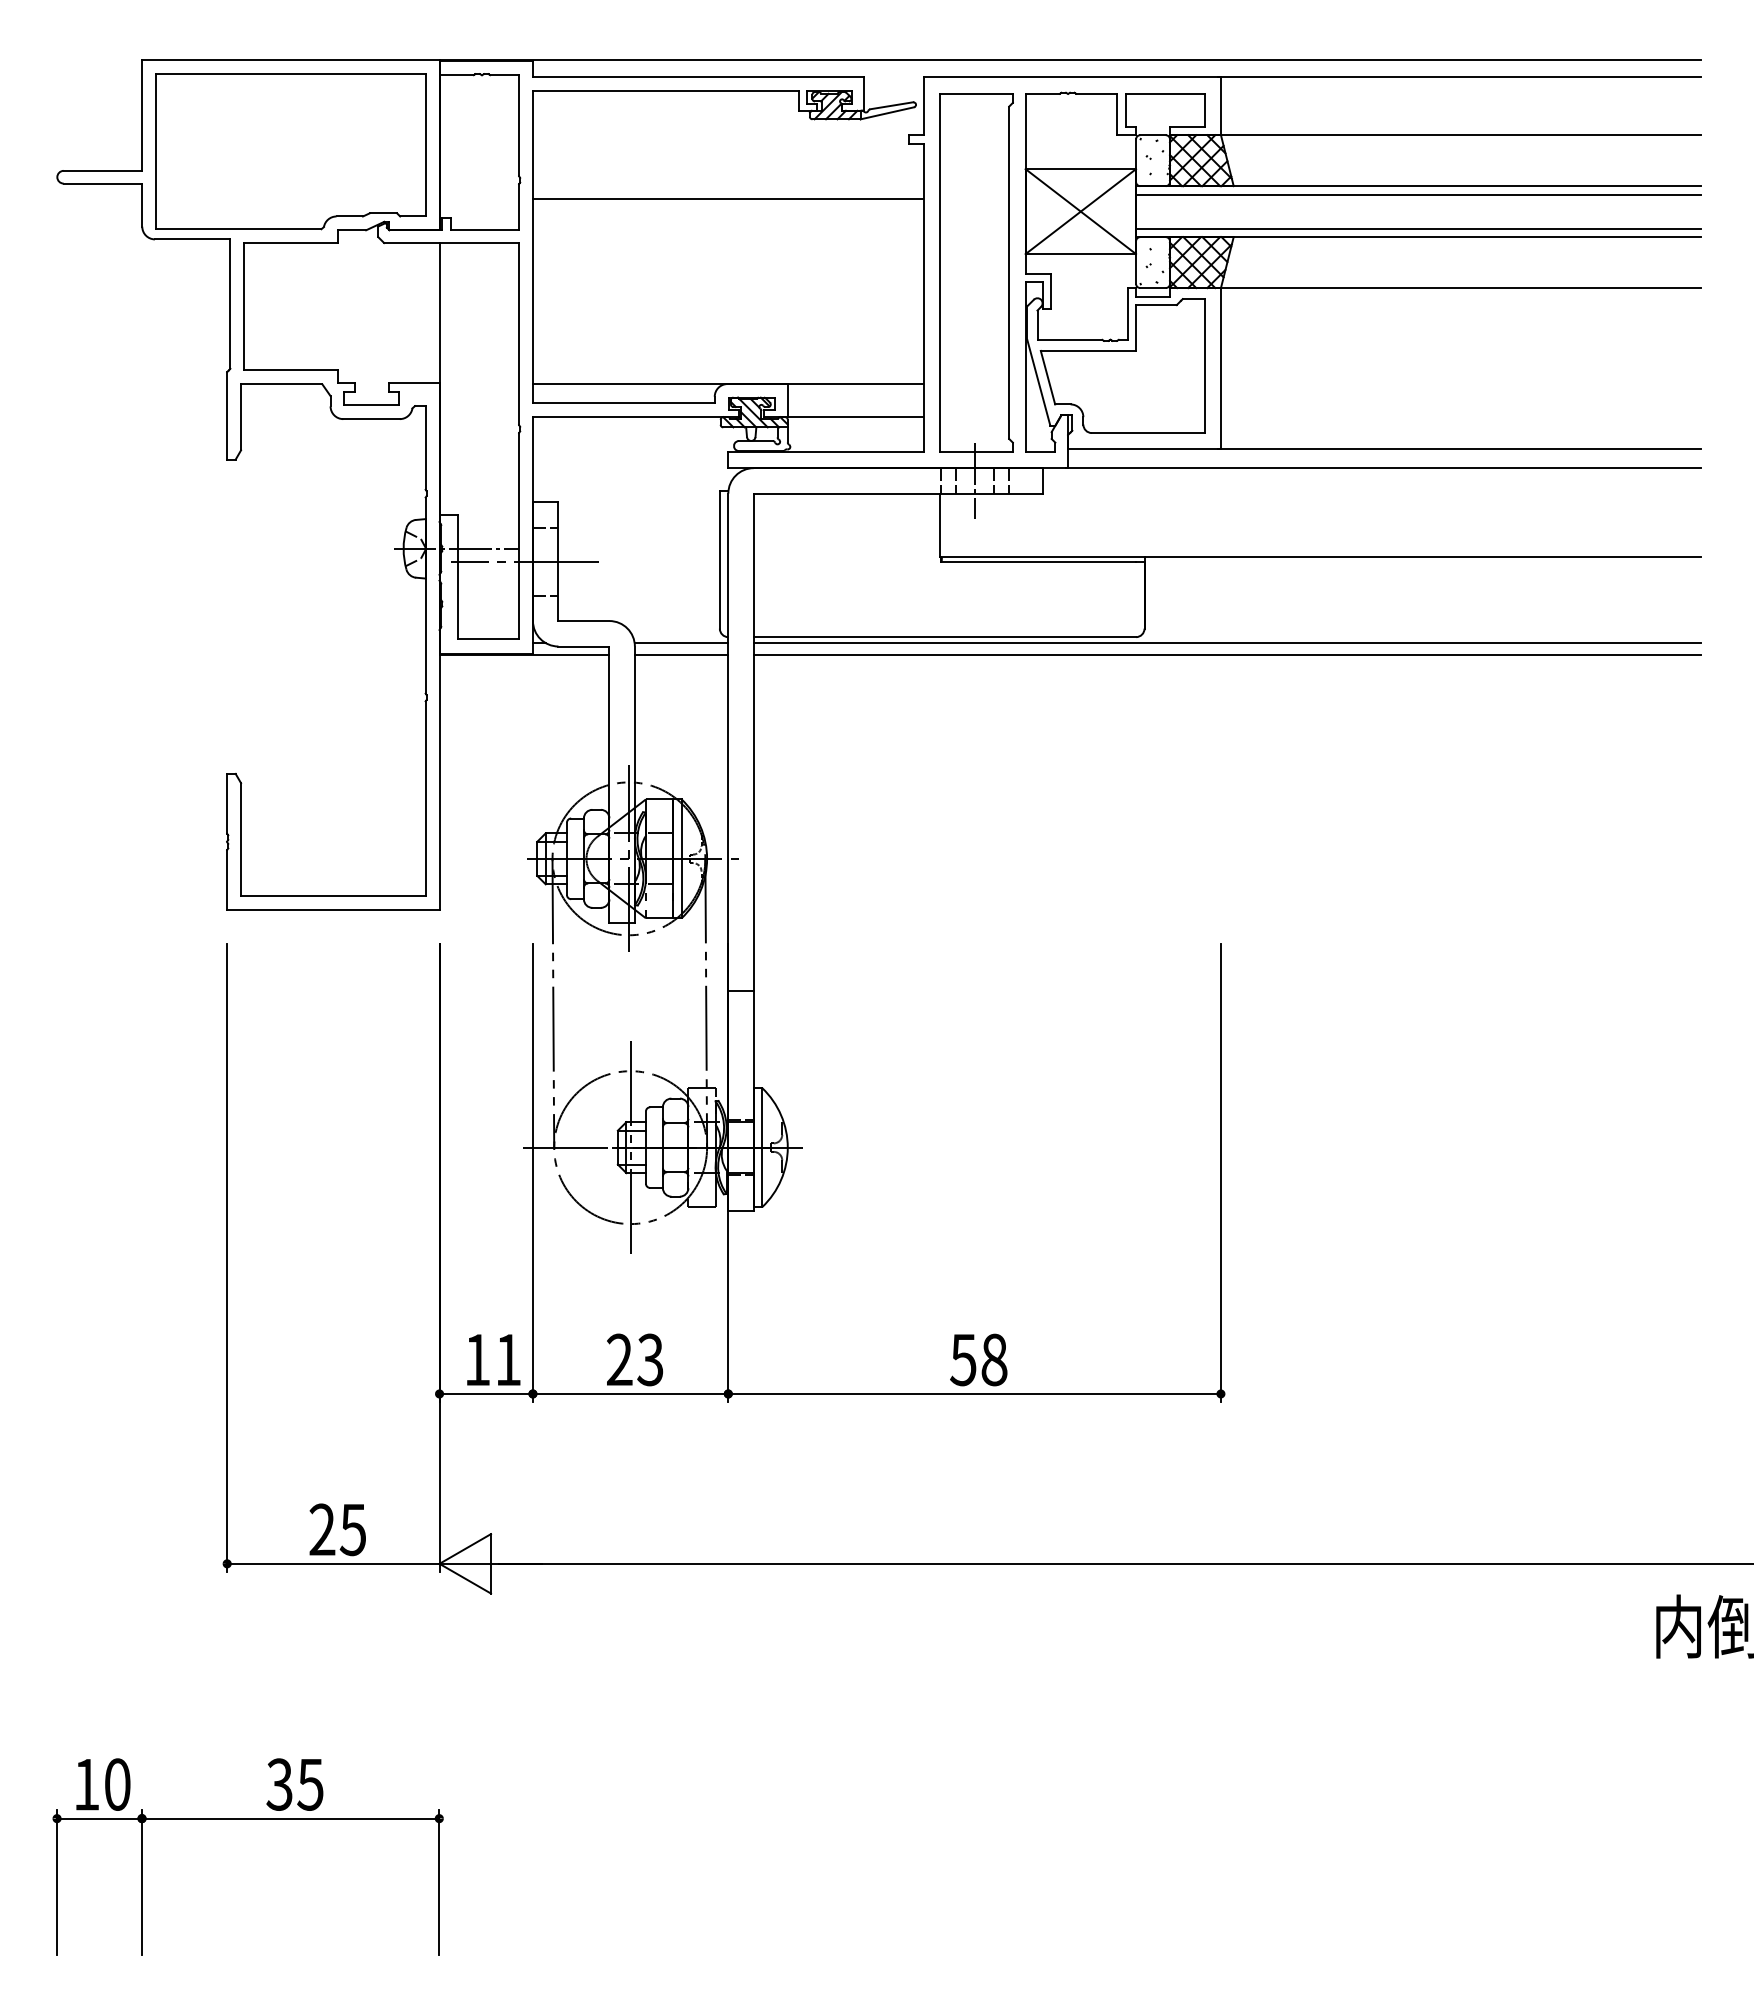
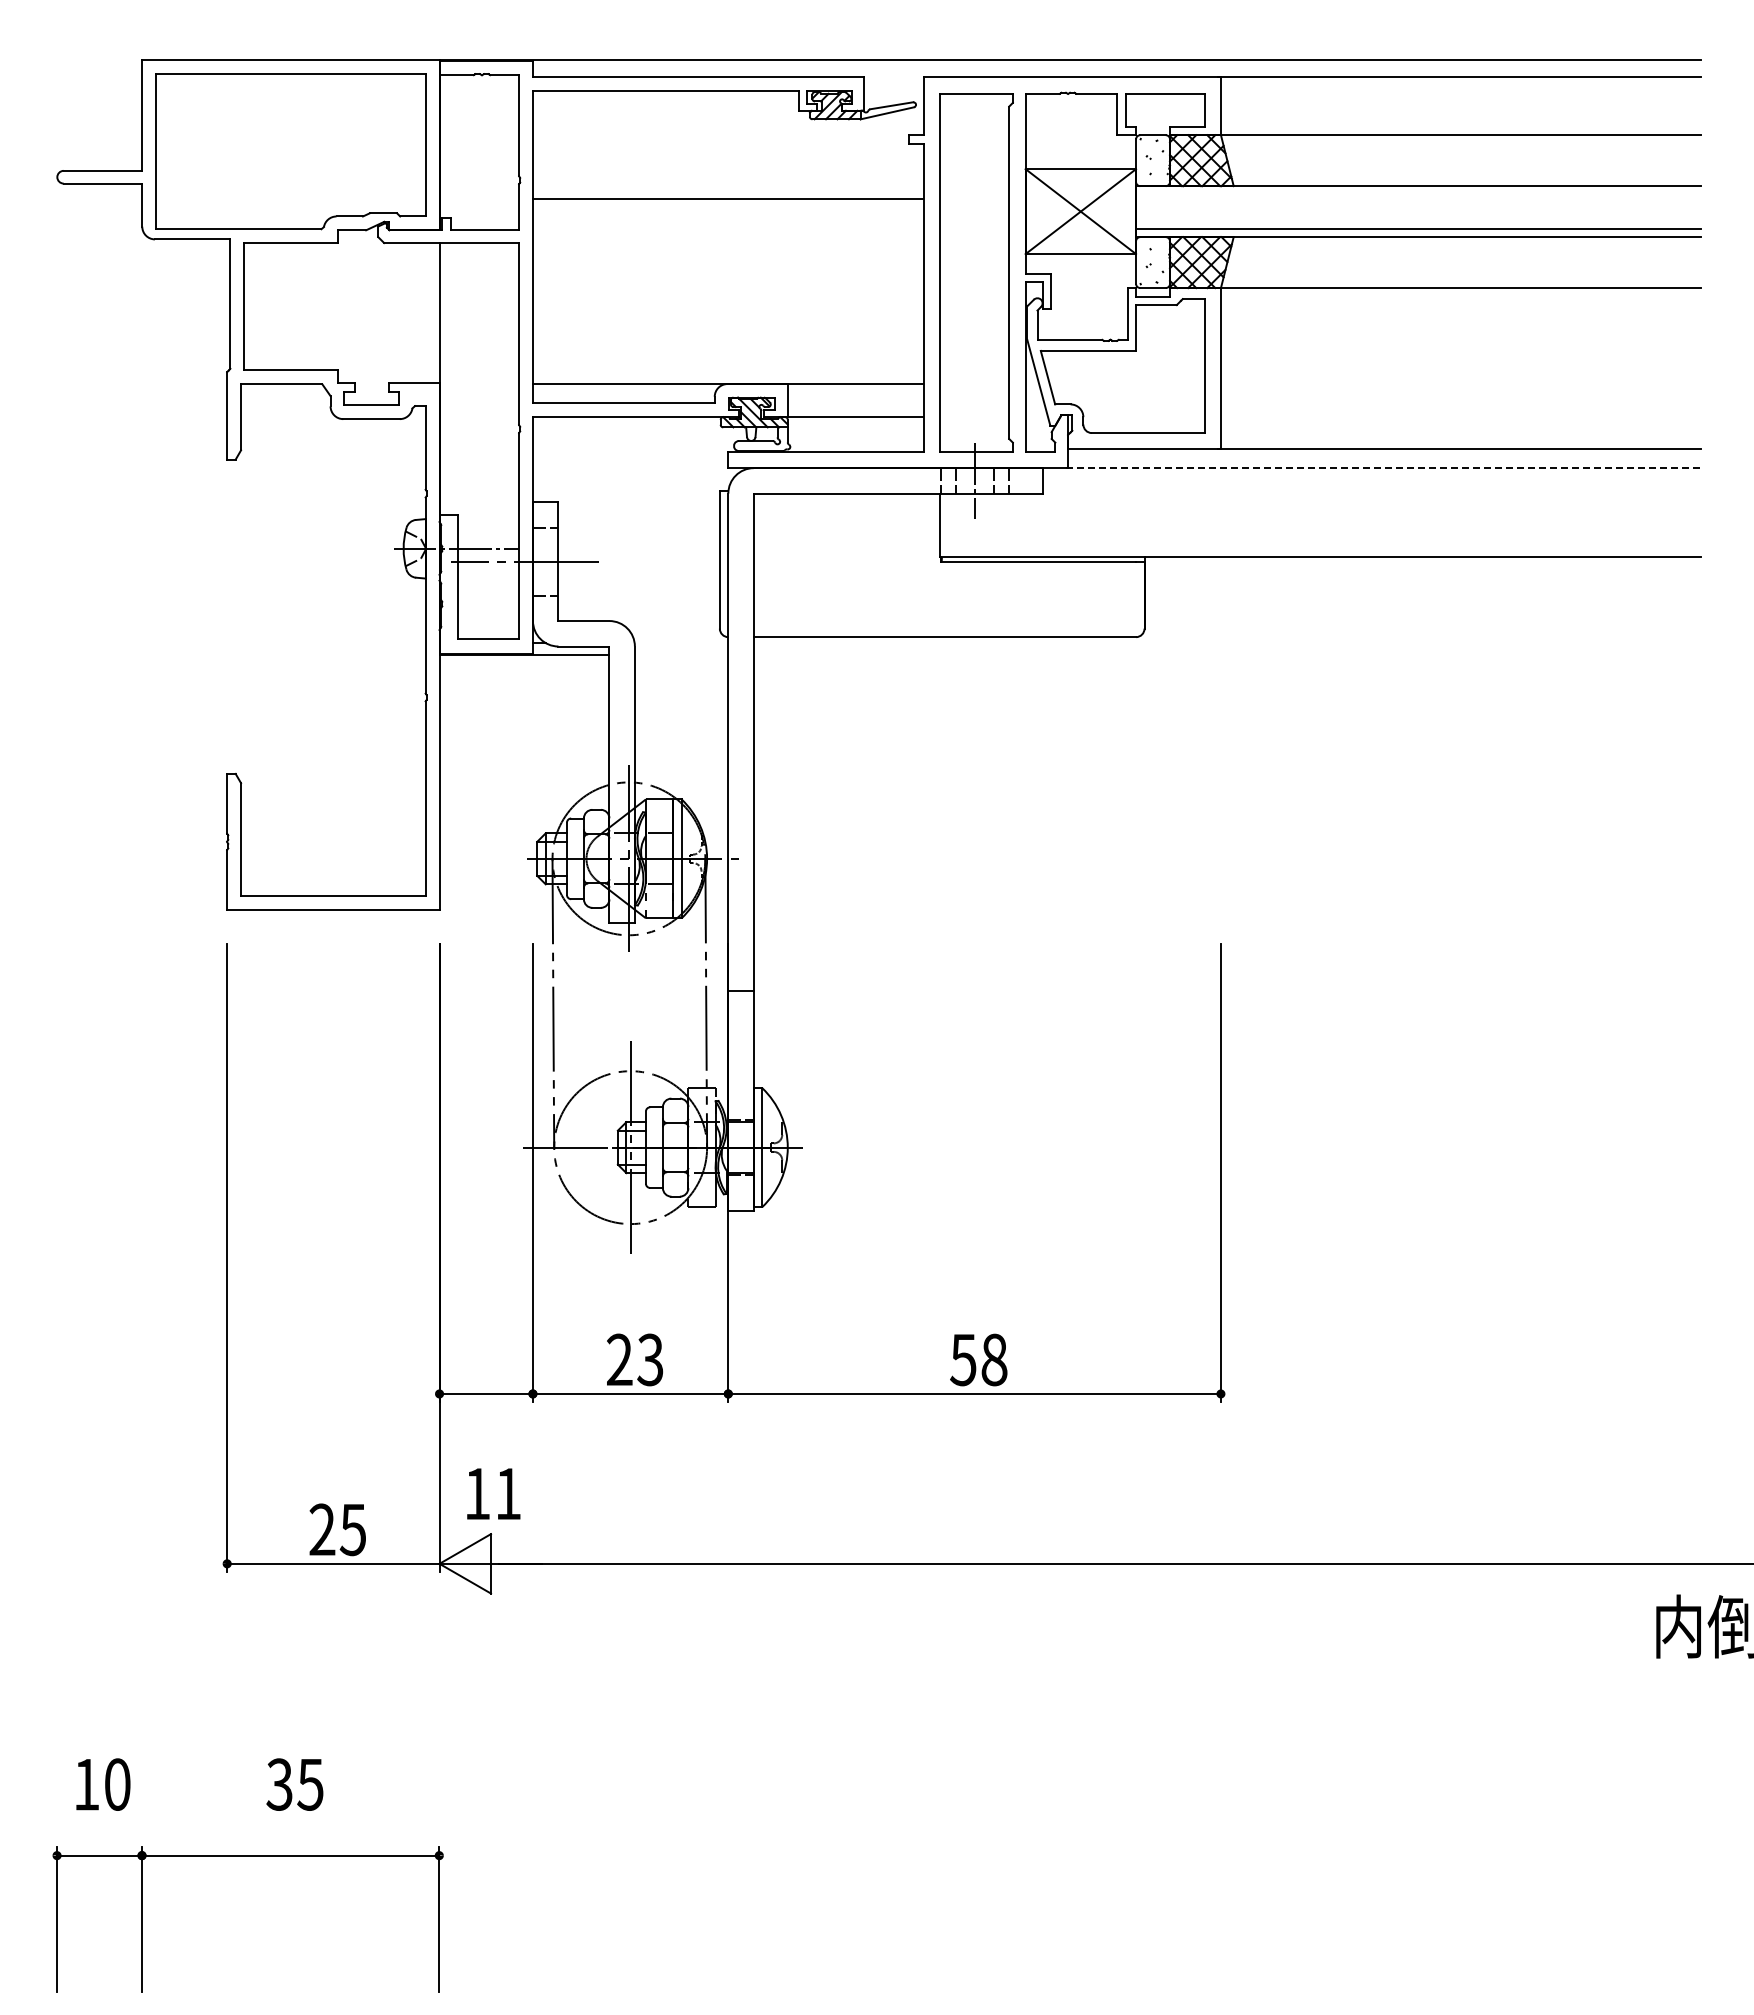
line: present -> none (1418, 194)
line: solid -> dashed (1383, 468)
line: present -> none (681, 643)
line: present -> none (1226, 643)
line: present -> none (681, 655)
line: present -> none (1226, 655)
text position: (493, 1359) -> (493, 1493) (493, 1493)
part position: (247, 1819) -> (247, 1856) (247, 1856)
